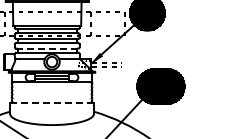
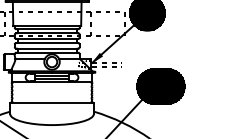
line: dashed -> solid (47, 48)
line: dashed -> solid (52, 103)
